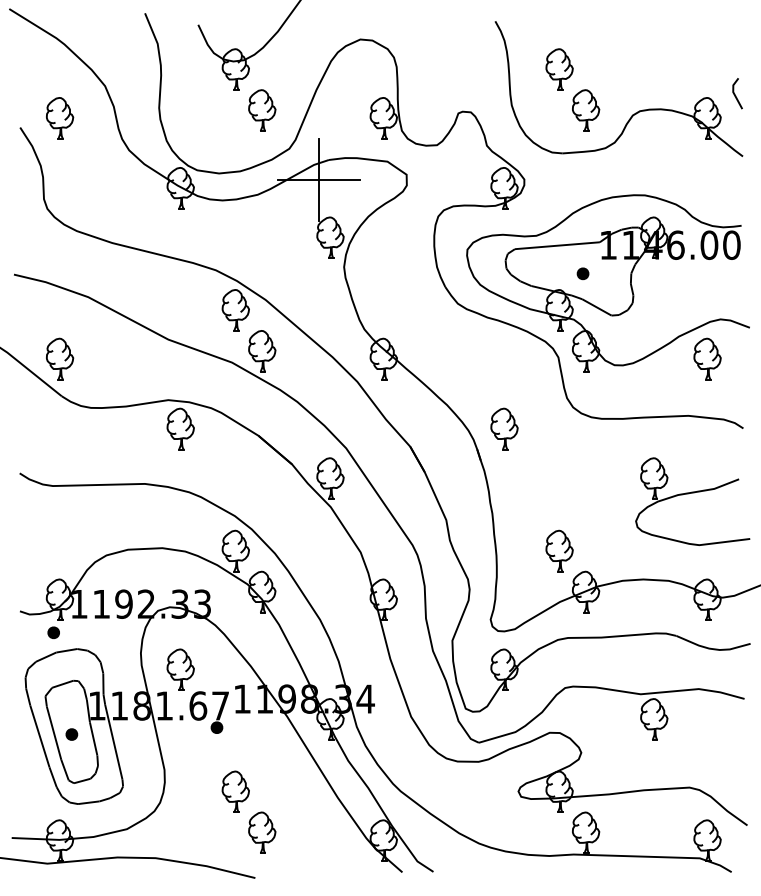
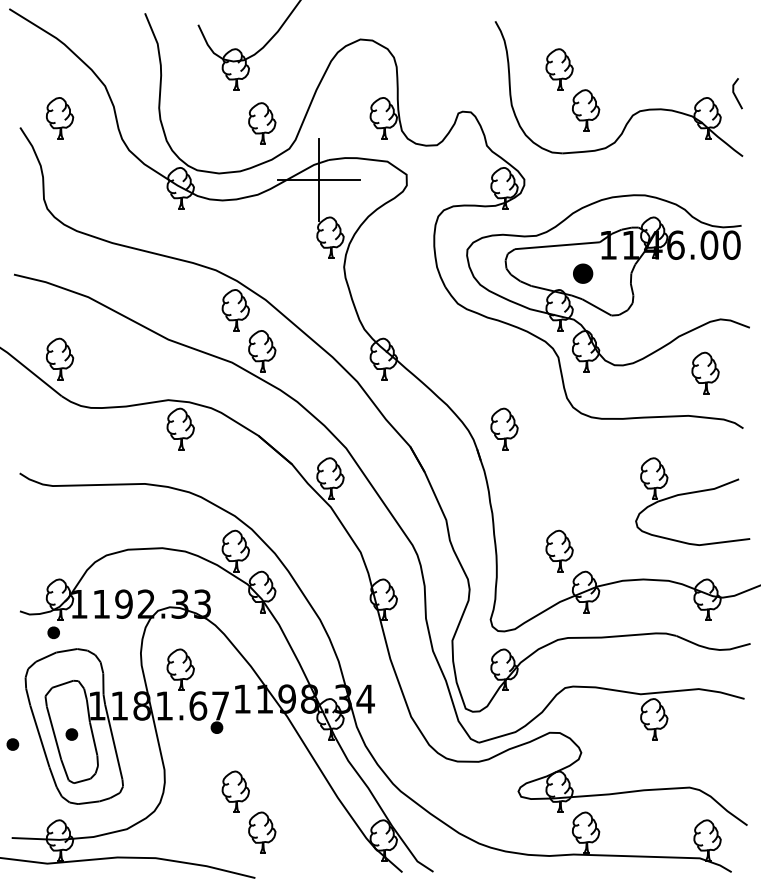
part position: (262, 110) -> (262, 123) (262, 123)
part size: 14x14 px -> 21x21 px (583, 273)
part position: (707, 358) -> (705, 372) (705, 372)
part: none -> present (12, 744)
